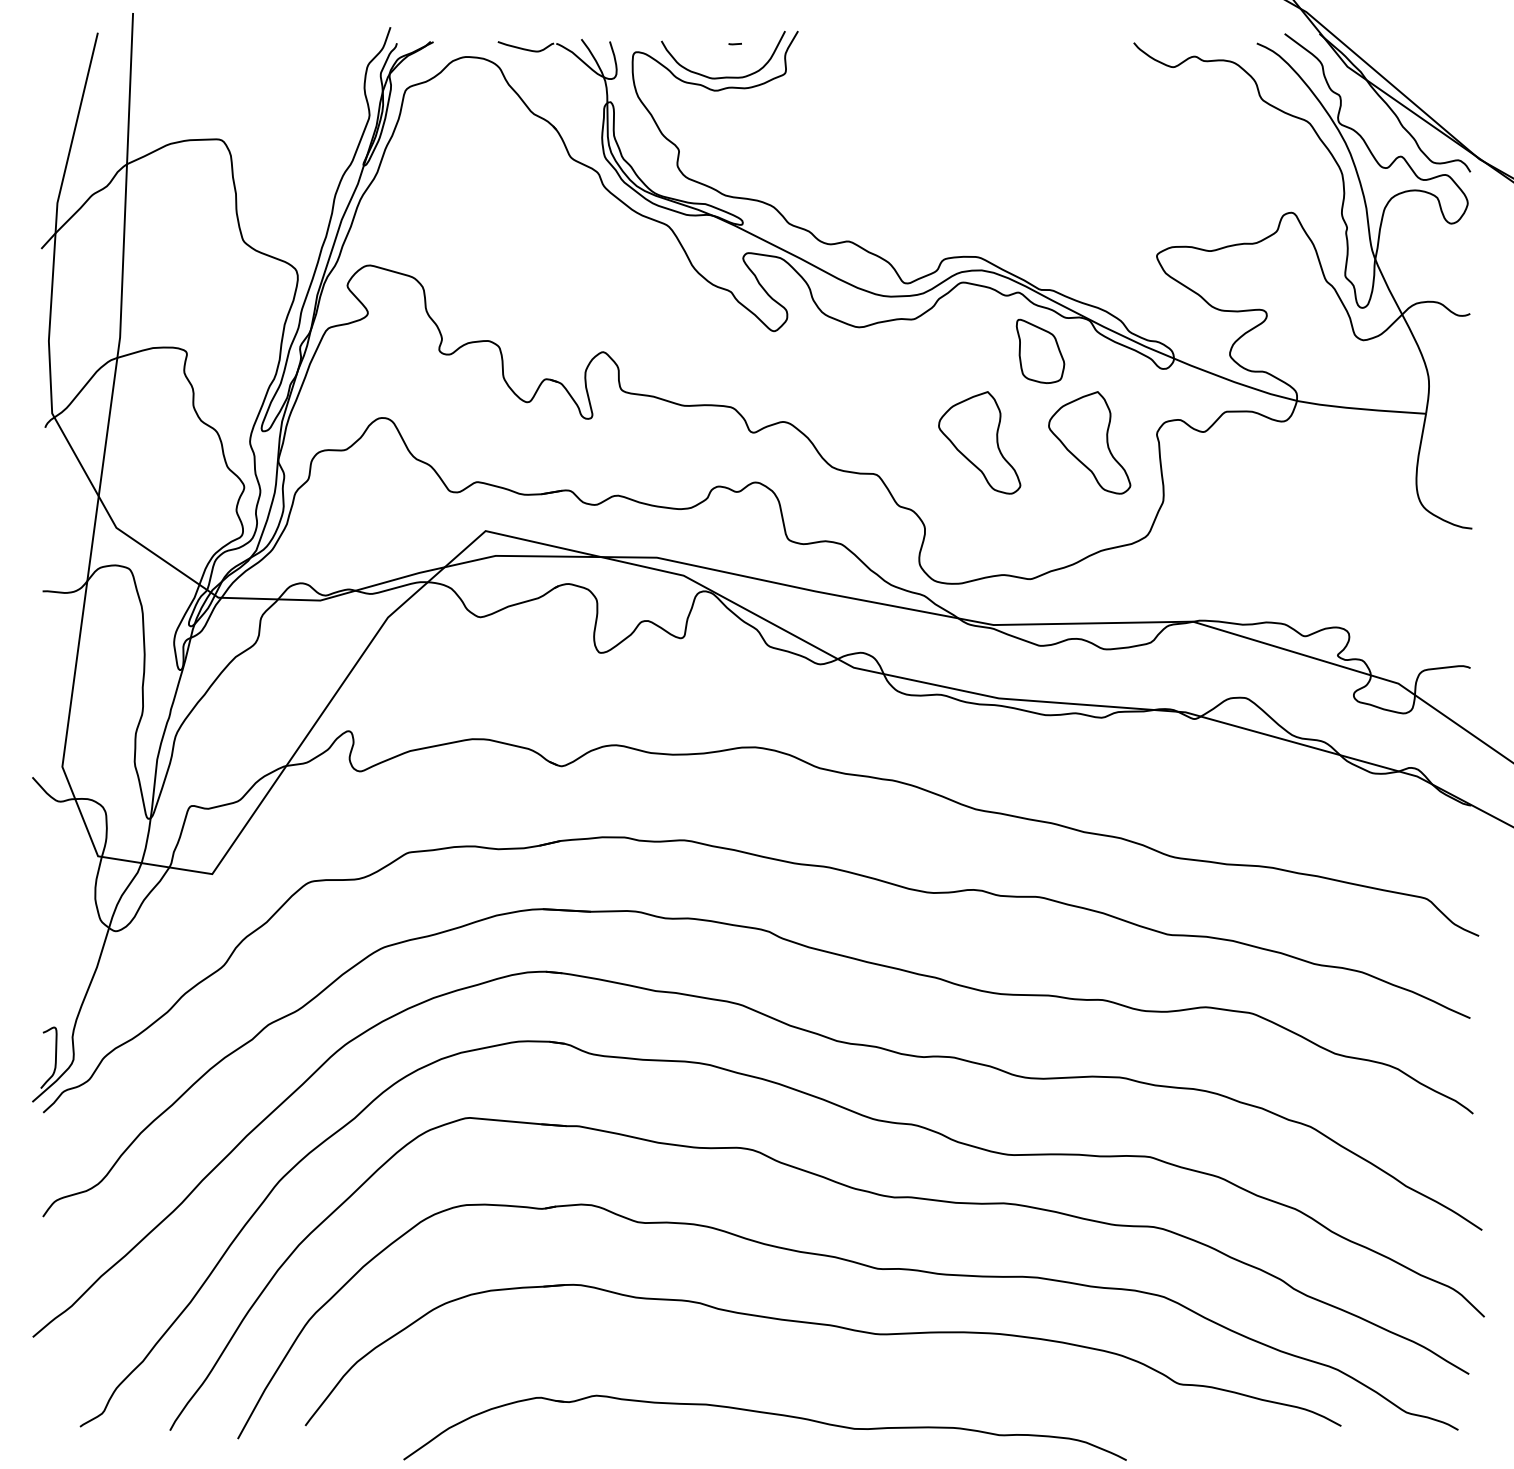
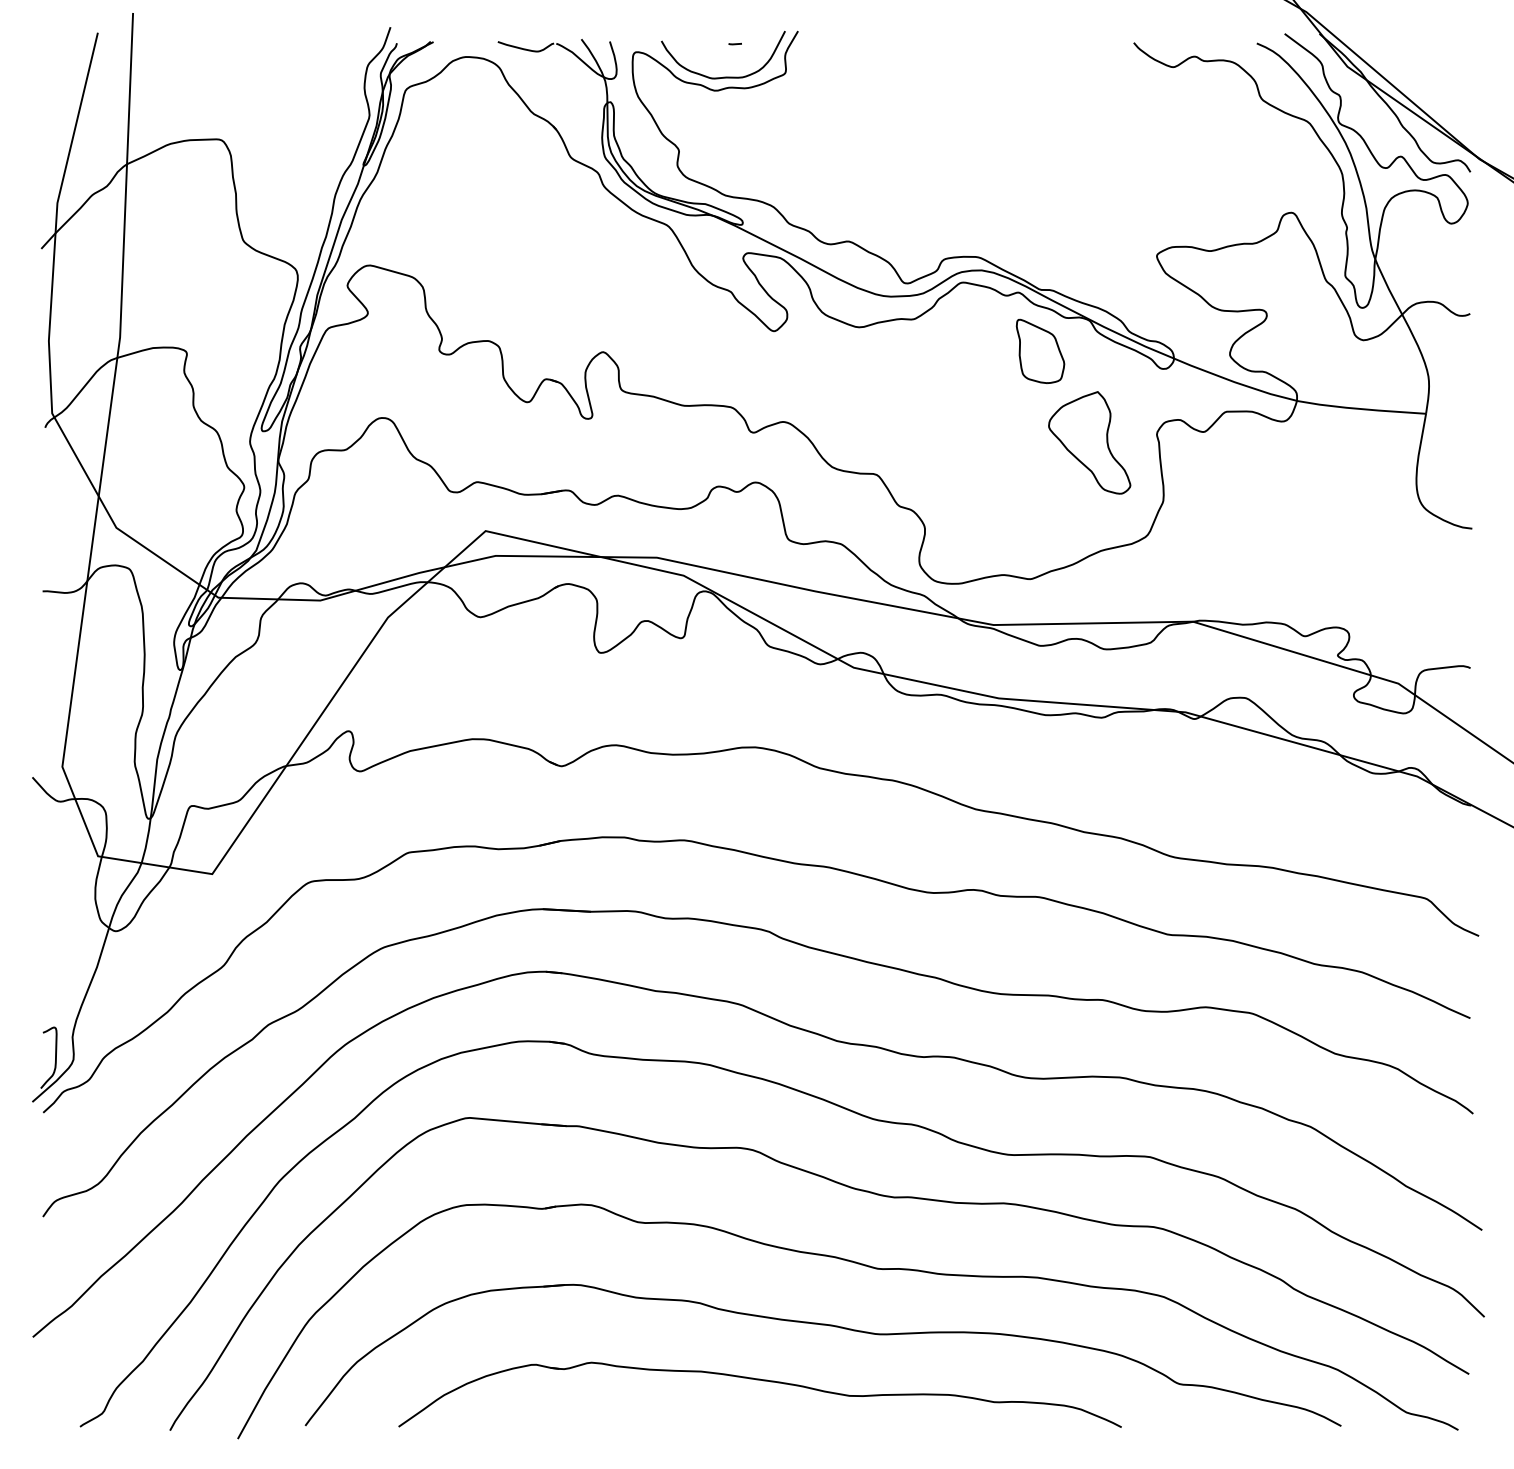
part: present -> none (979, 442)
part position: (768, 1414) -> (763, 1381) (763, 1381)
